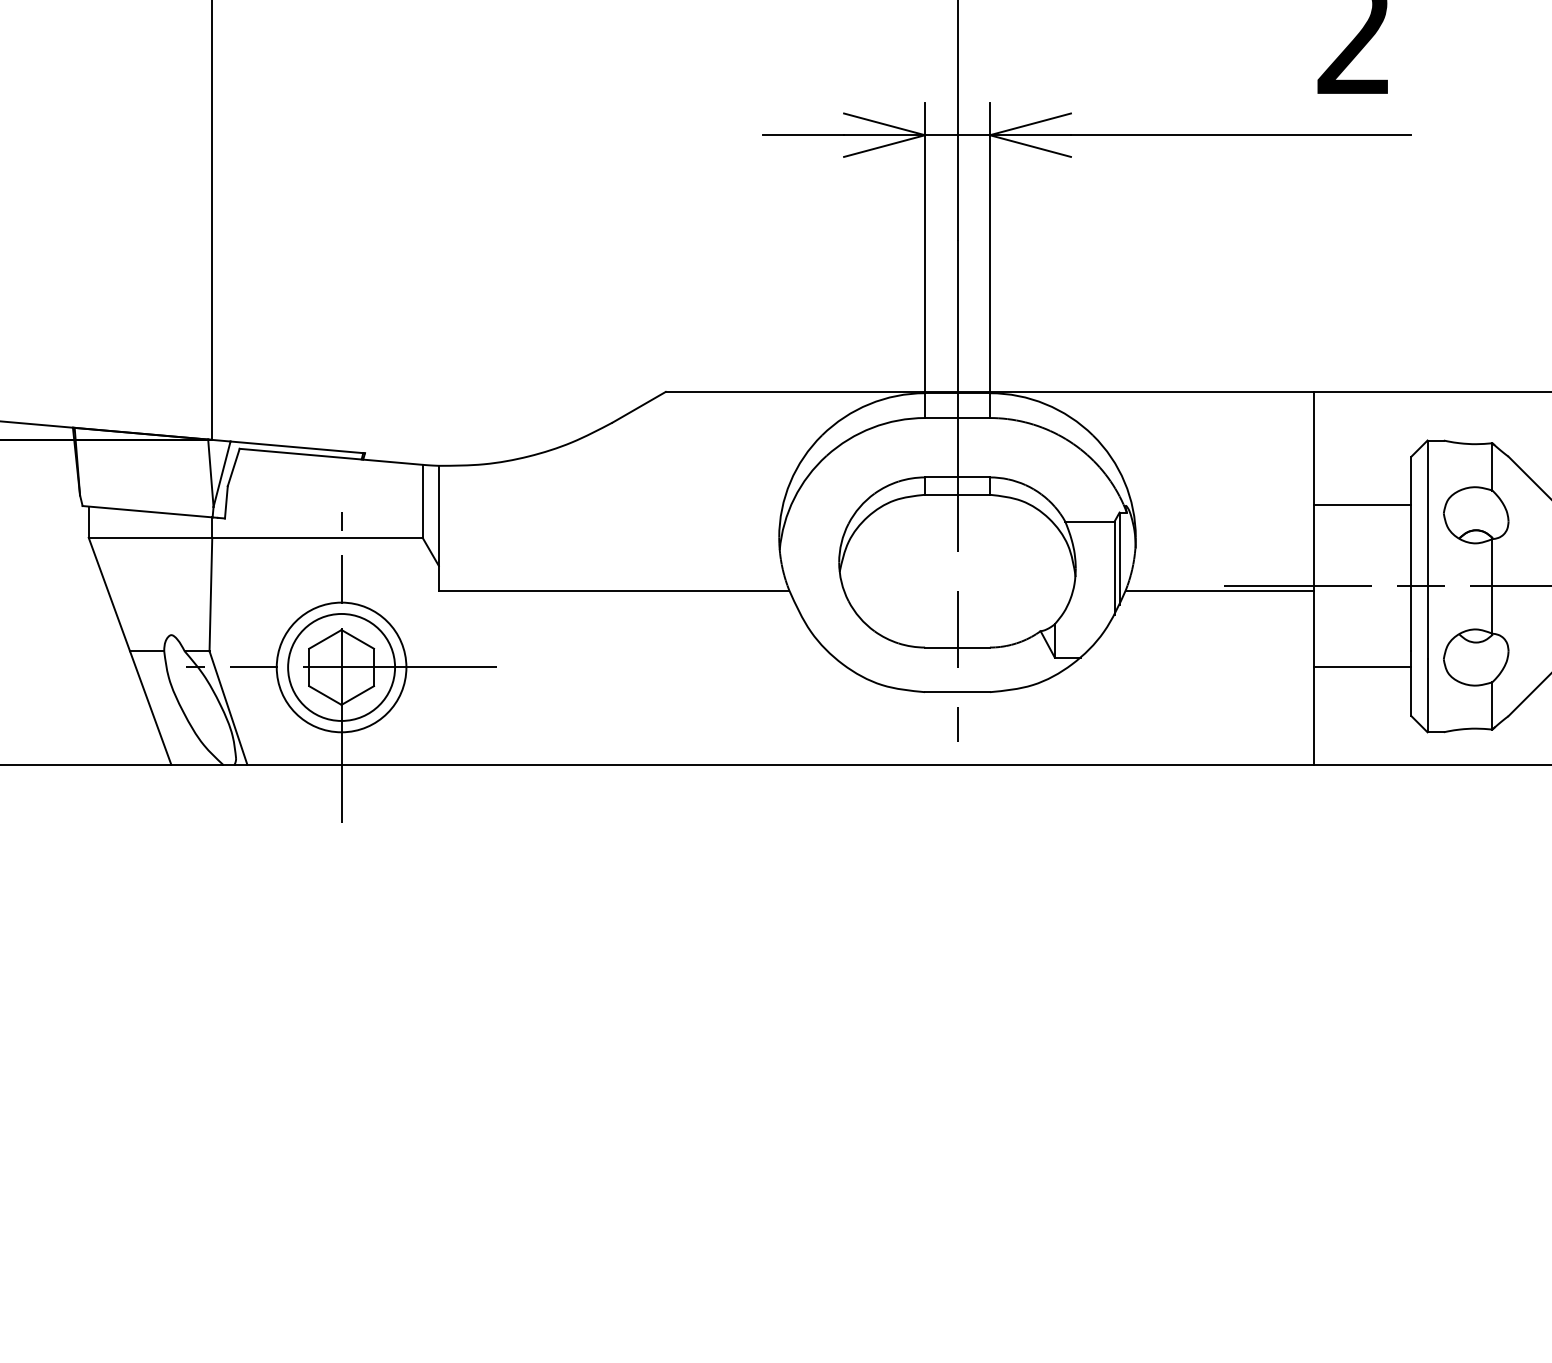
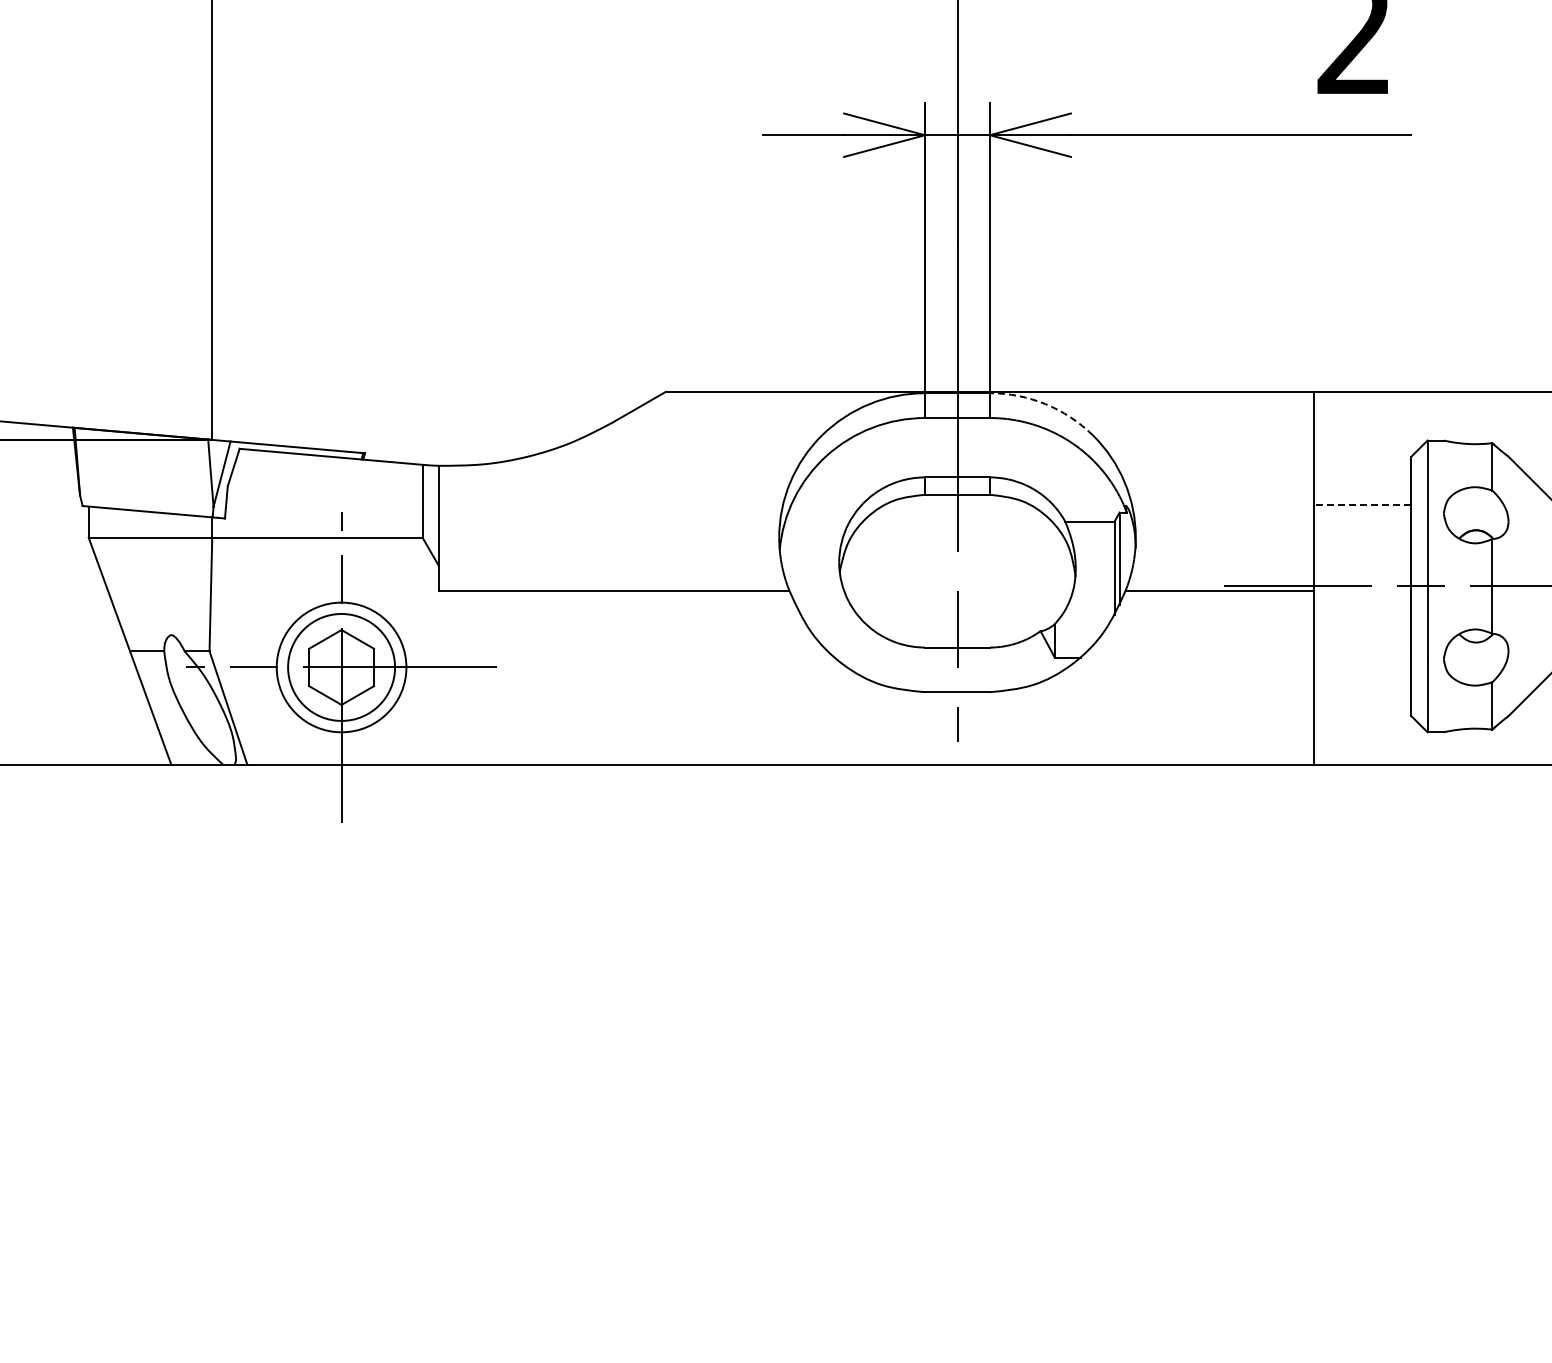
arc: solid -> dashed (1045, 404)
line: solid -> dashed (1362, 505)
line: present -> none (1362, 667)
